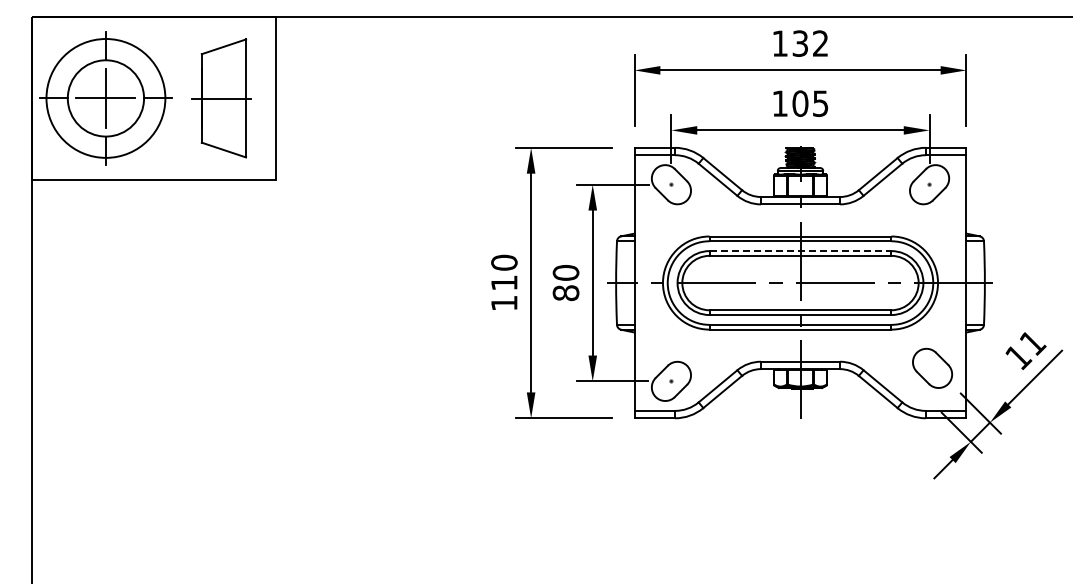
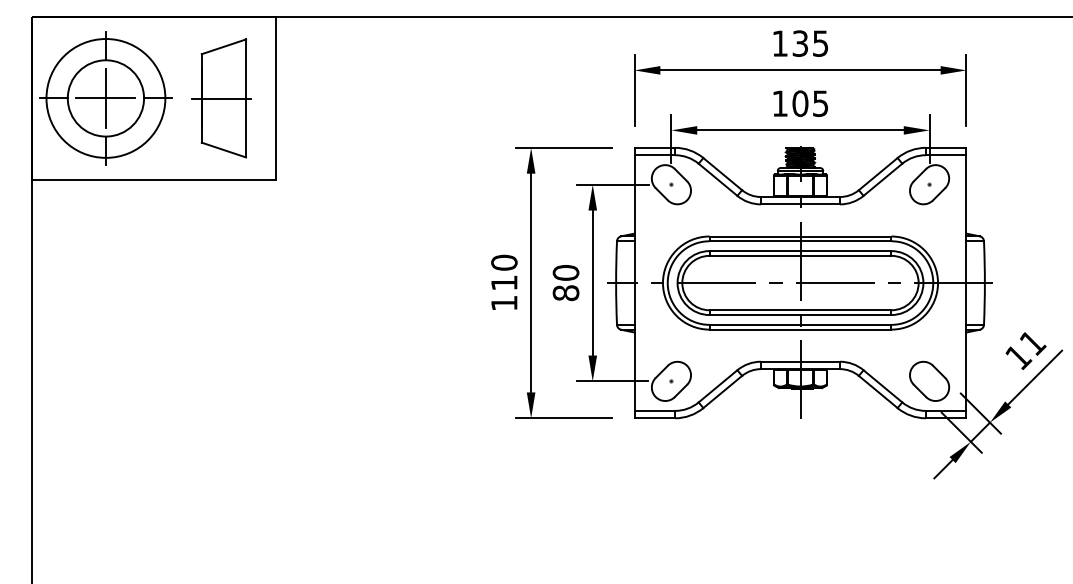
text: 132 -> 135 (820, 43)
line: dashed -> solid (800, 251)
part position: (932, 368) -> (929, 381) (929, 381)
